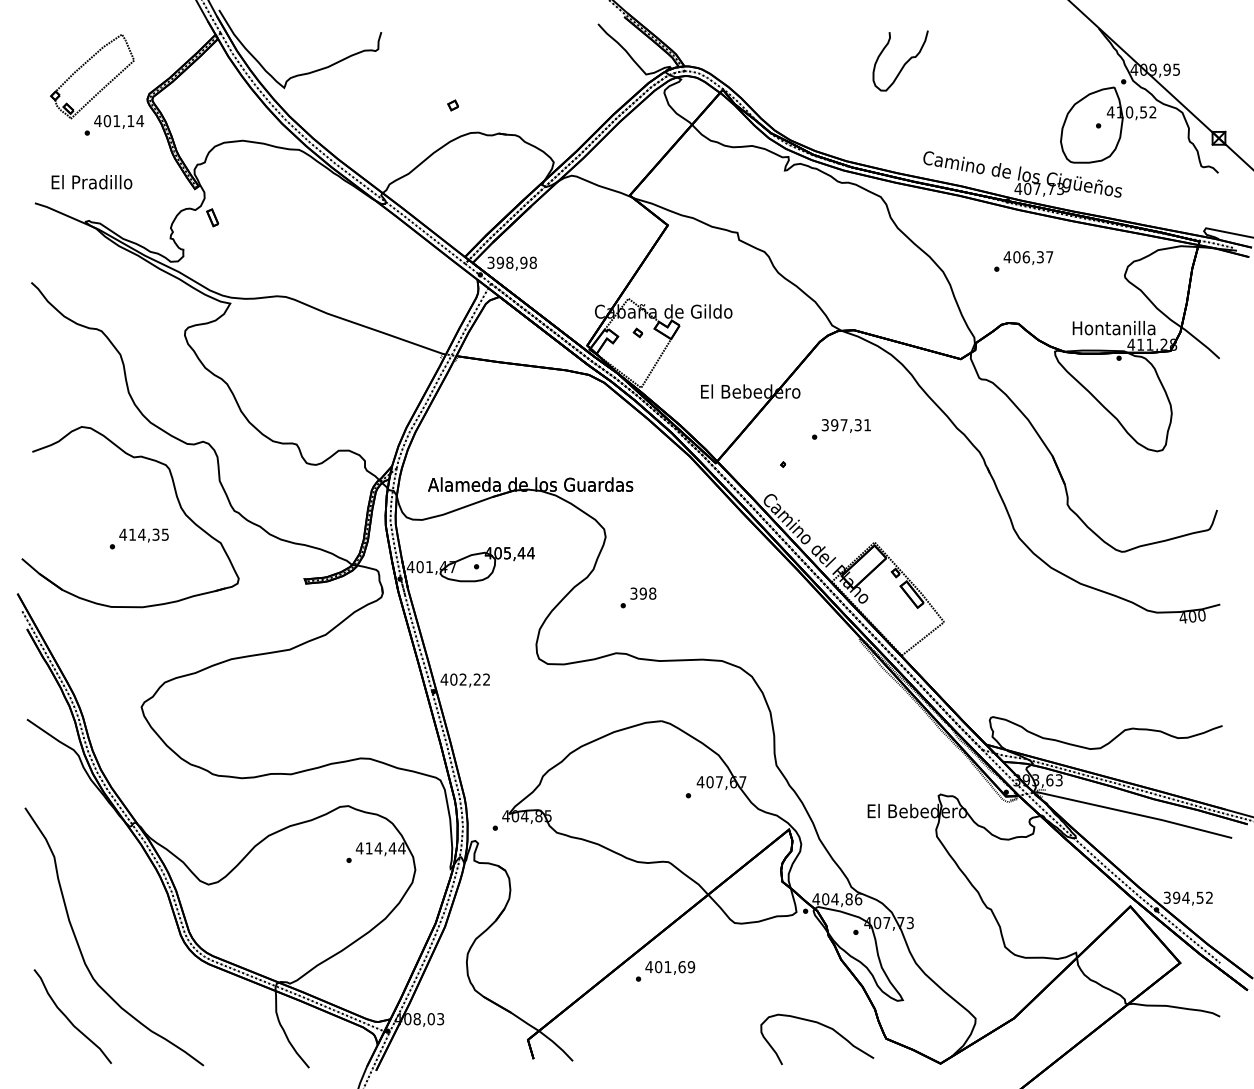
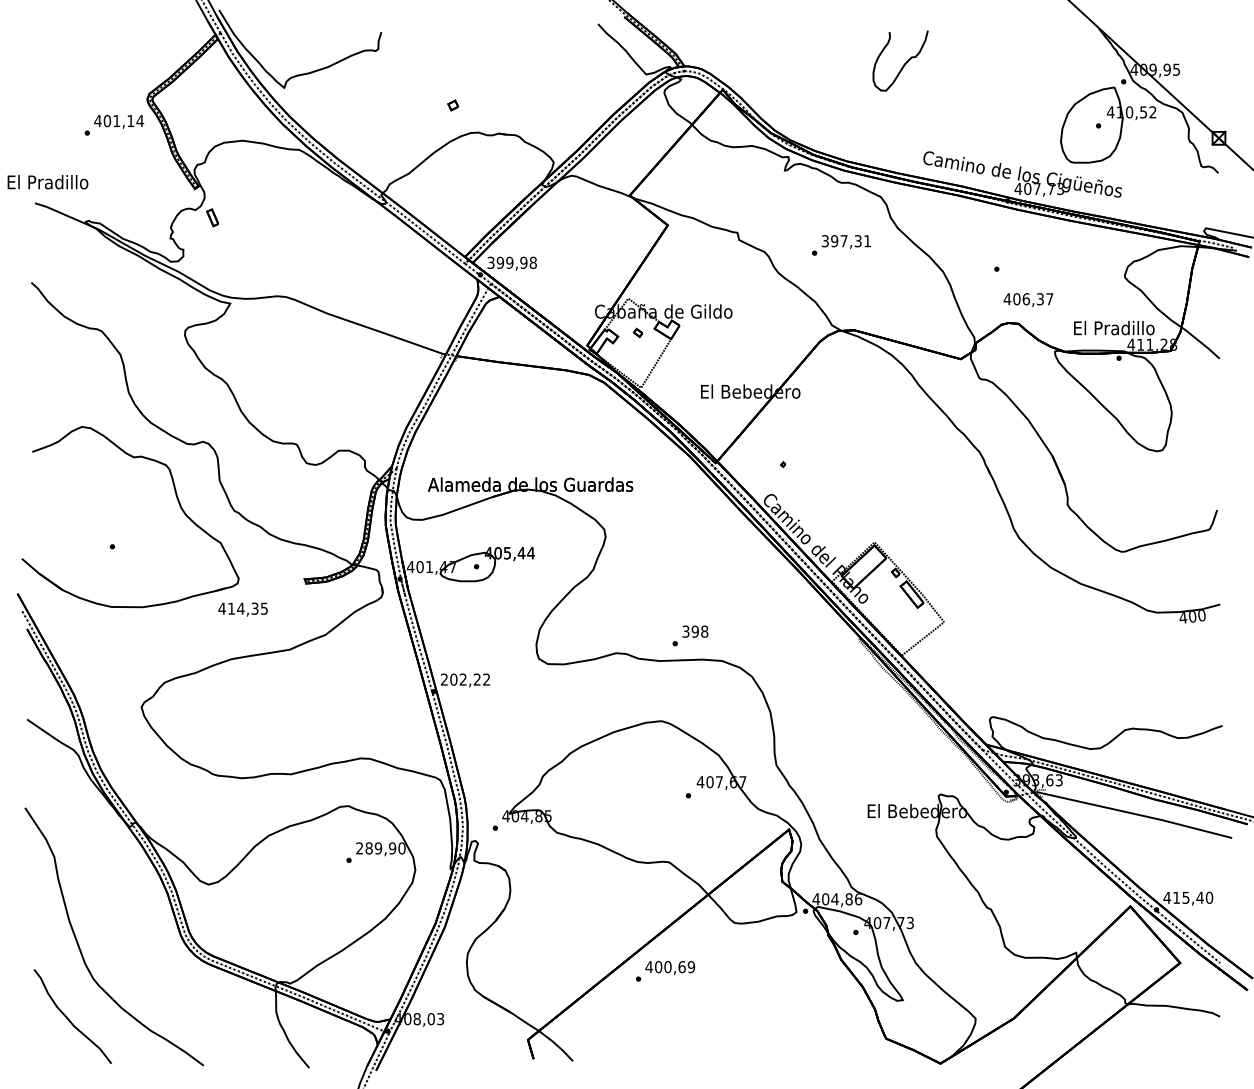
part: present -> none (92, 76)
text position: (91, 182) -> (47, 182) (47, 182)
text position: (1028, 257) -> (1028, 299) (1028, 299)
text: 398,98 -> 399,98 (509, 262)
text: Hontanilla -> El Pradillo (1113, 327)
text position: (841, 429) -> (841, 245) (841, 245)
text position: (143, 535) -> (242, 609) (242, 609)
text position: (638, 597) -> (690, 635) (690, 635)
text: 402,22 -> 202,22 (444, 679)
text: 414,44 -> 289,90 (380, 848)
text: 394,52 -> 415,40 (1188, 897)
text: 401,69 -> 400,69 (667, 967)
curve: present -> none (823, 1026)
